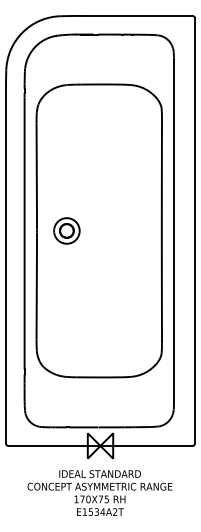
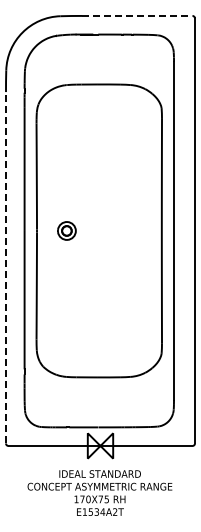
line: solid -> dashed (137, 15)
part size: 28x28 px -> 20x20 px (66, 230)
line: solid -> dashed (5, 267)
